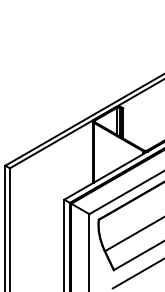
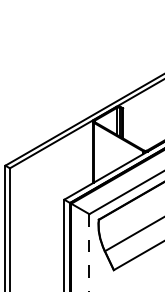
line: solid -> dashed (89, 252)
line: present -> none (136, 274)
